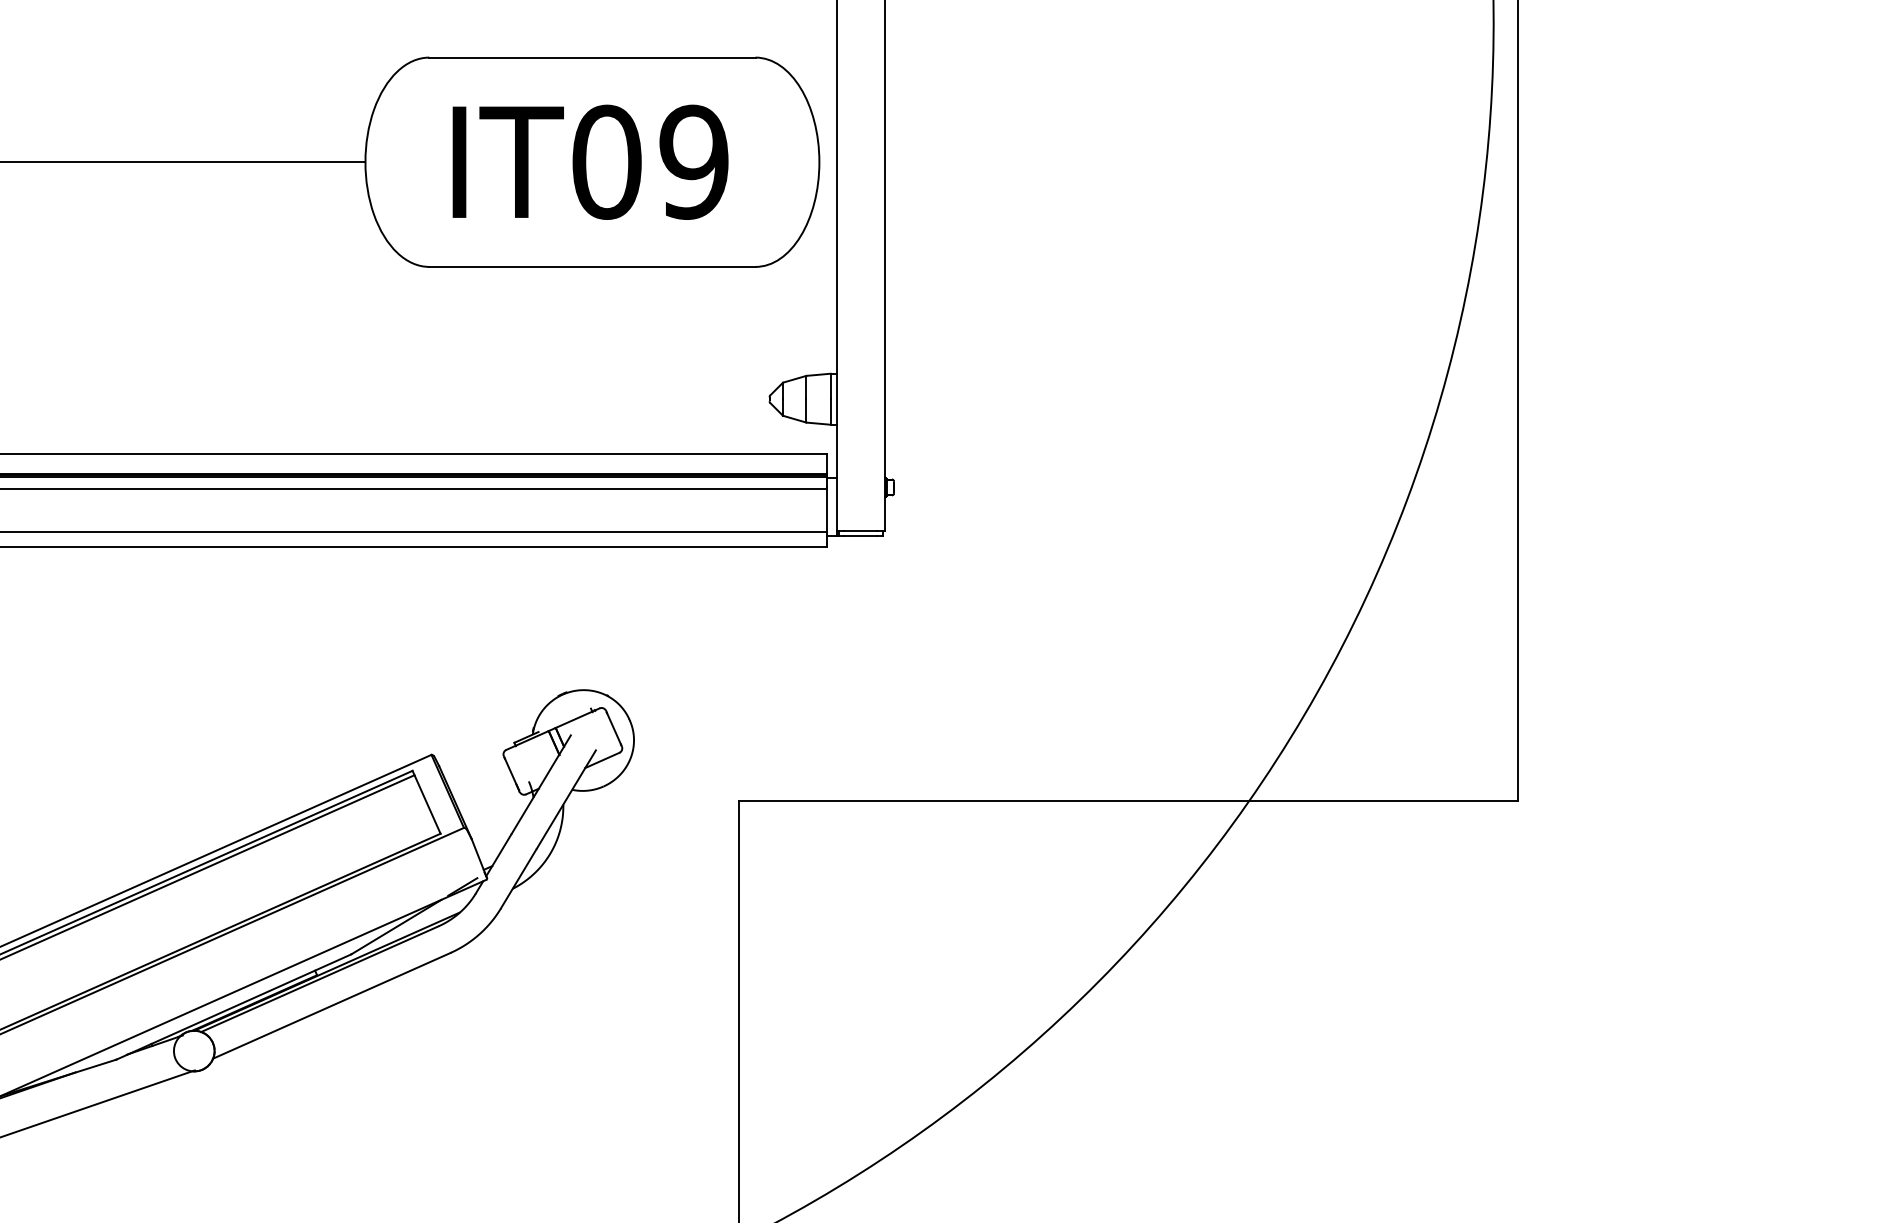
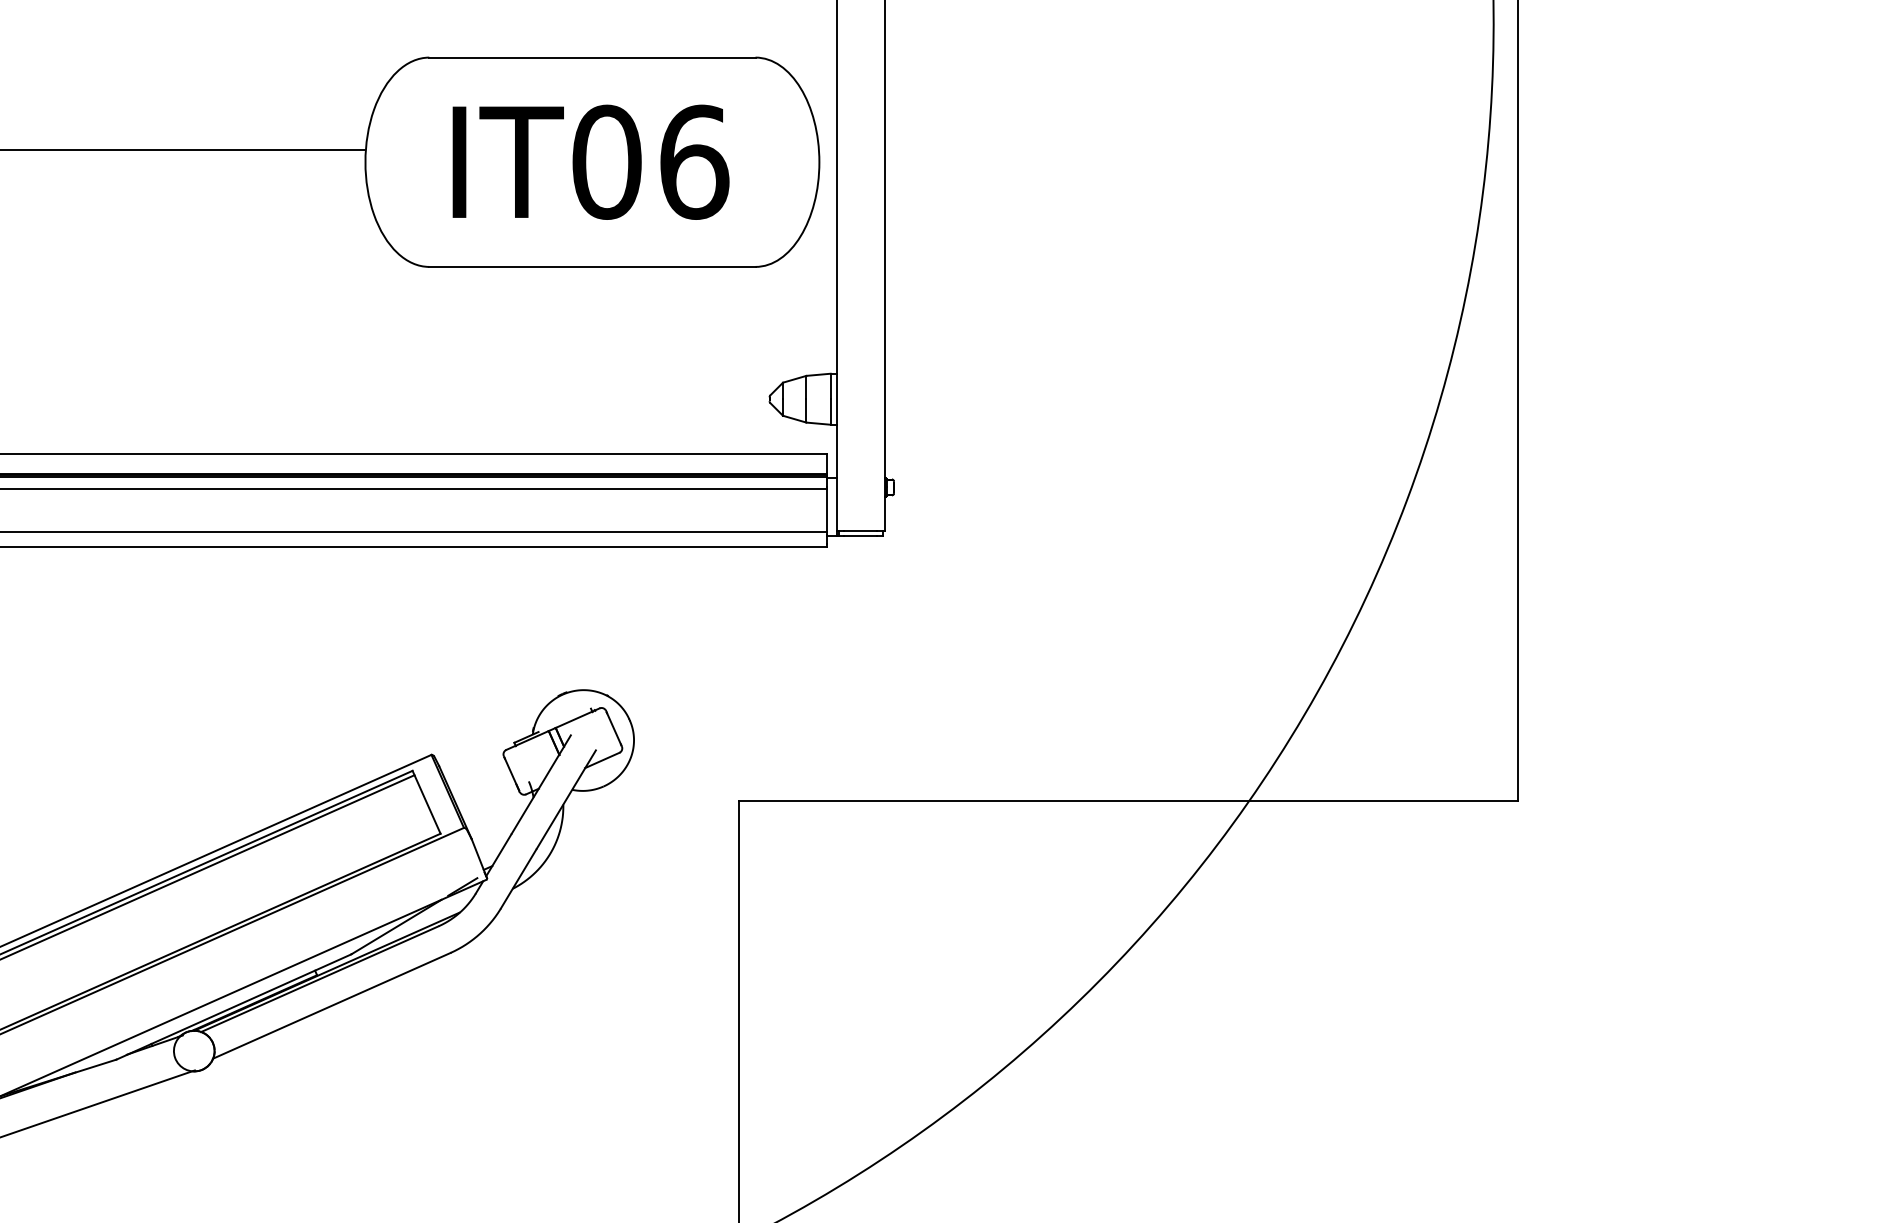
text: IT09 -> IT06 (694, 161)
line position: (183, 162) -> (183, 150) (183, 150)
